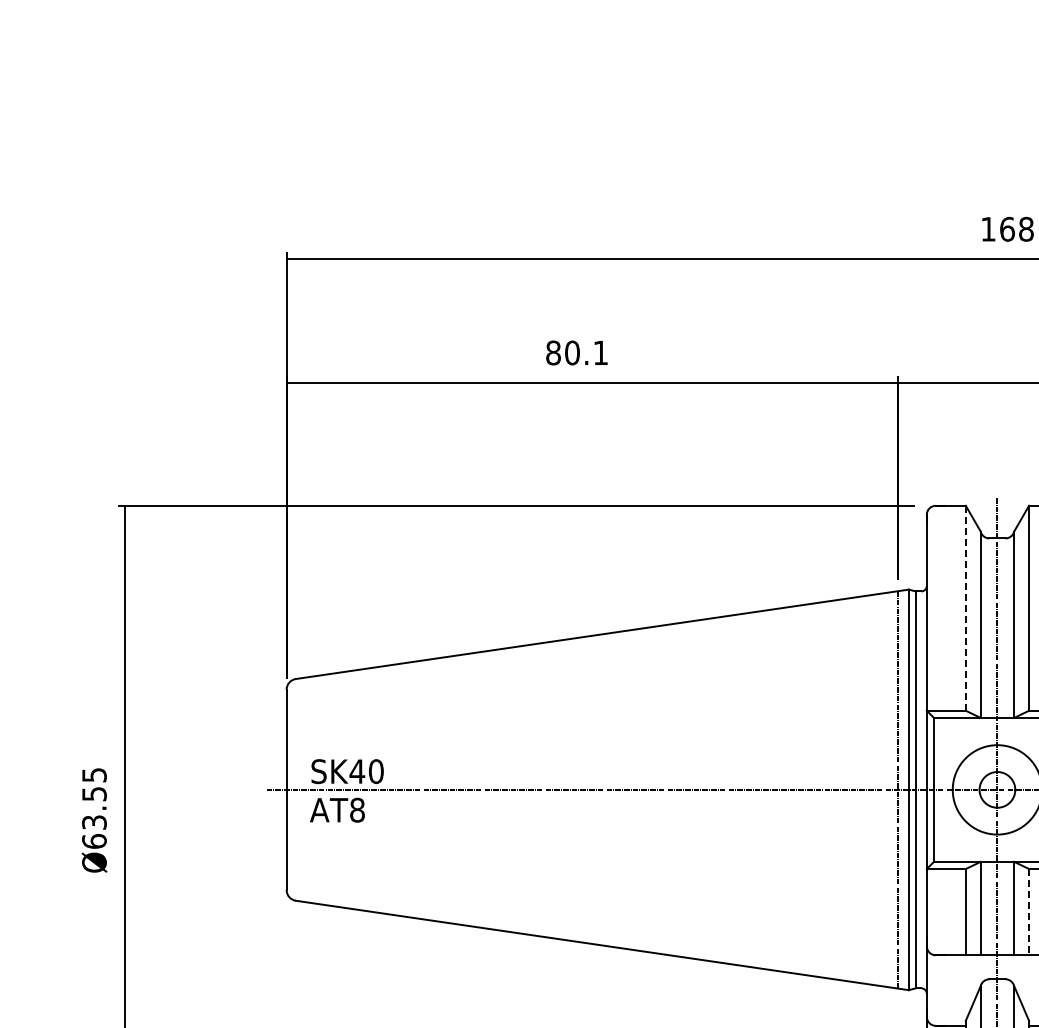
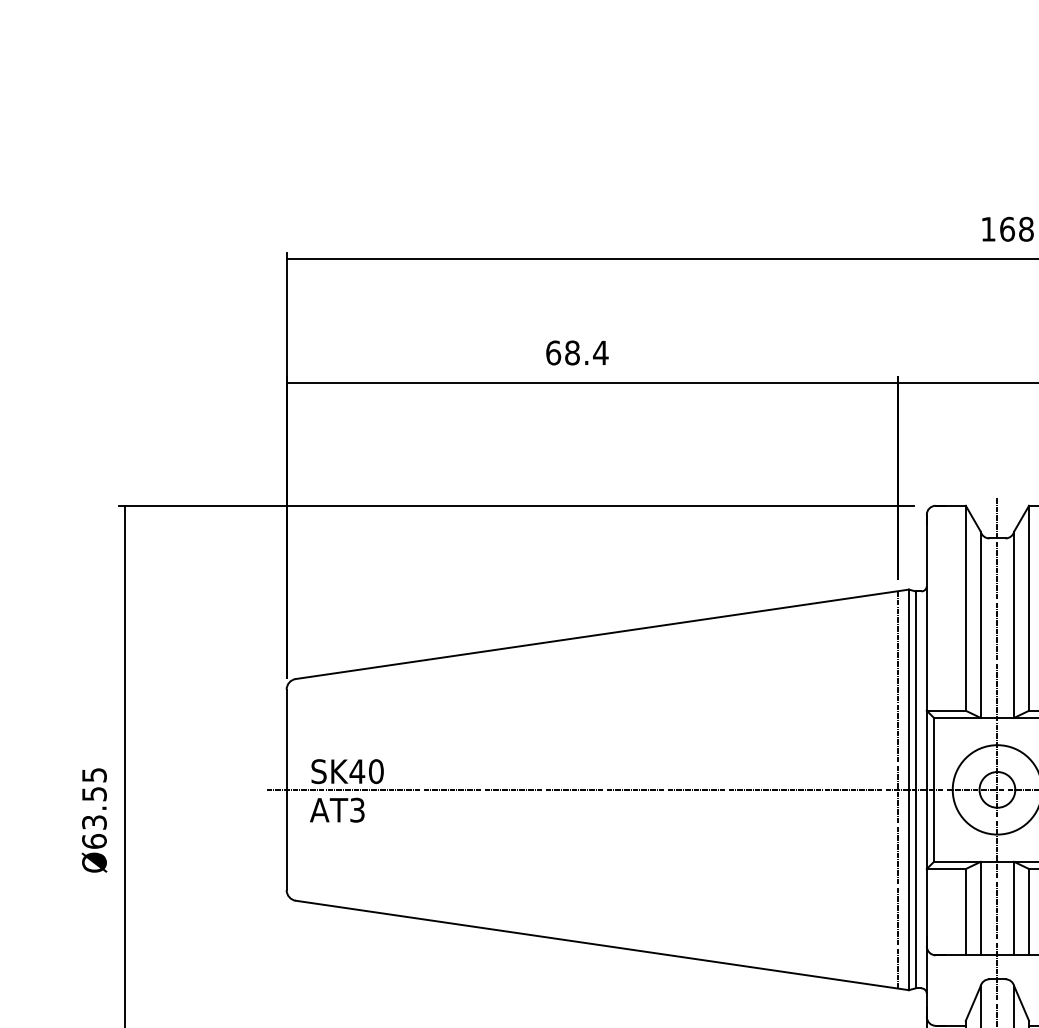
text: 80.1 -> 68.4 (577, 352)
line: dashed -> solid (965, 608)
text: AT8 -> AT3 (357, 809)
line: dashed -> solid (1029, 912)
